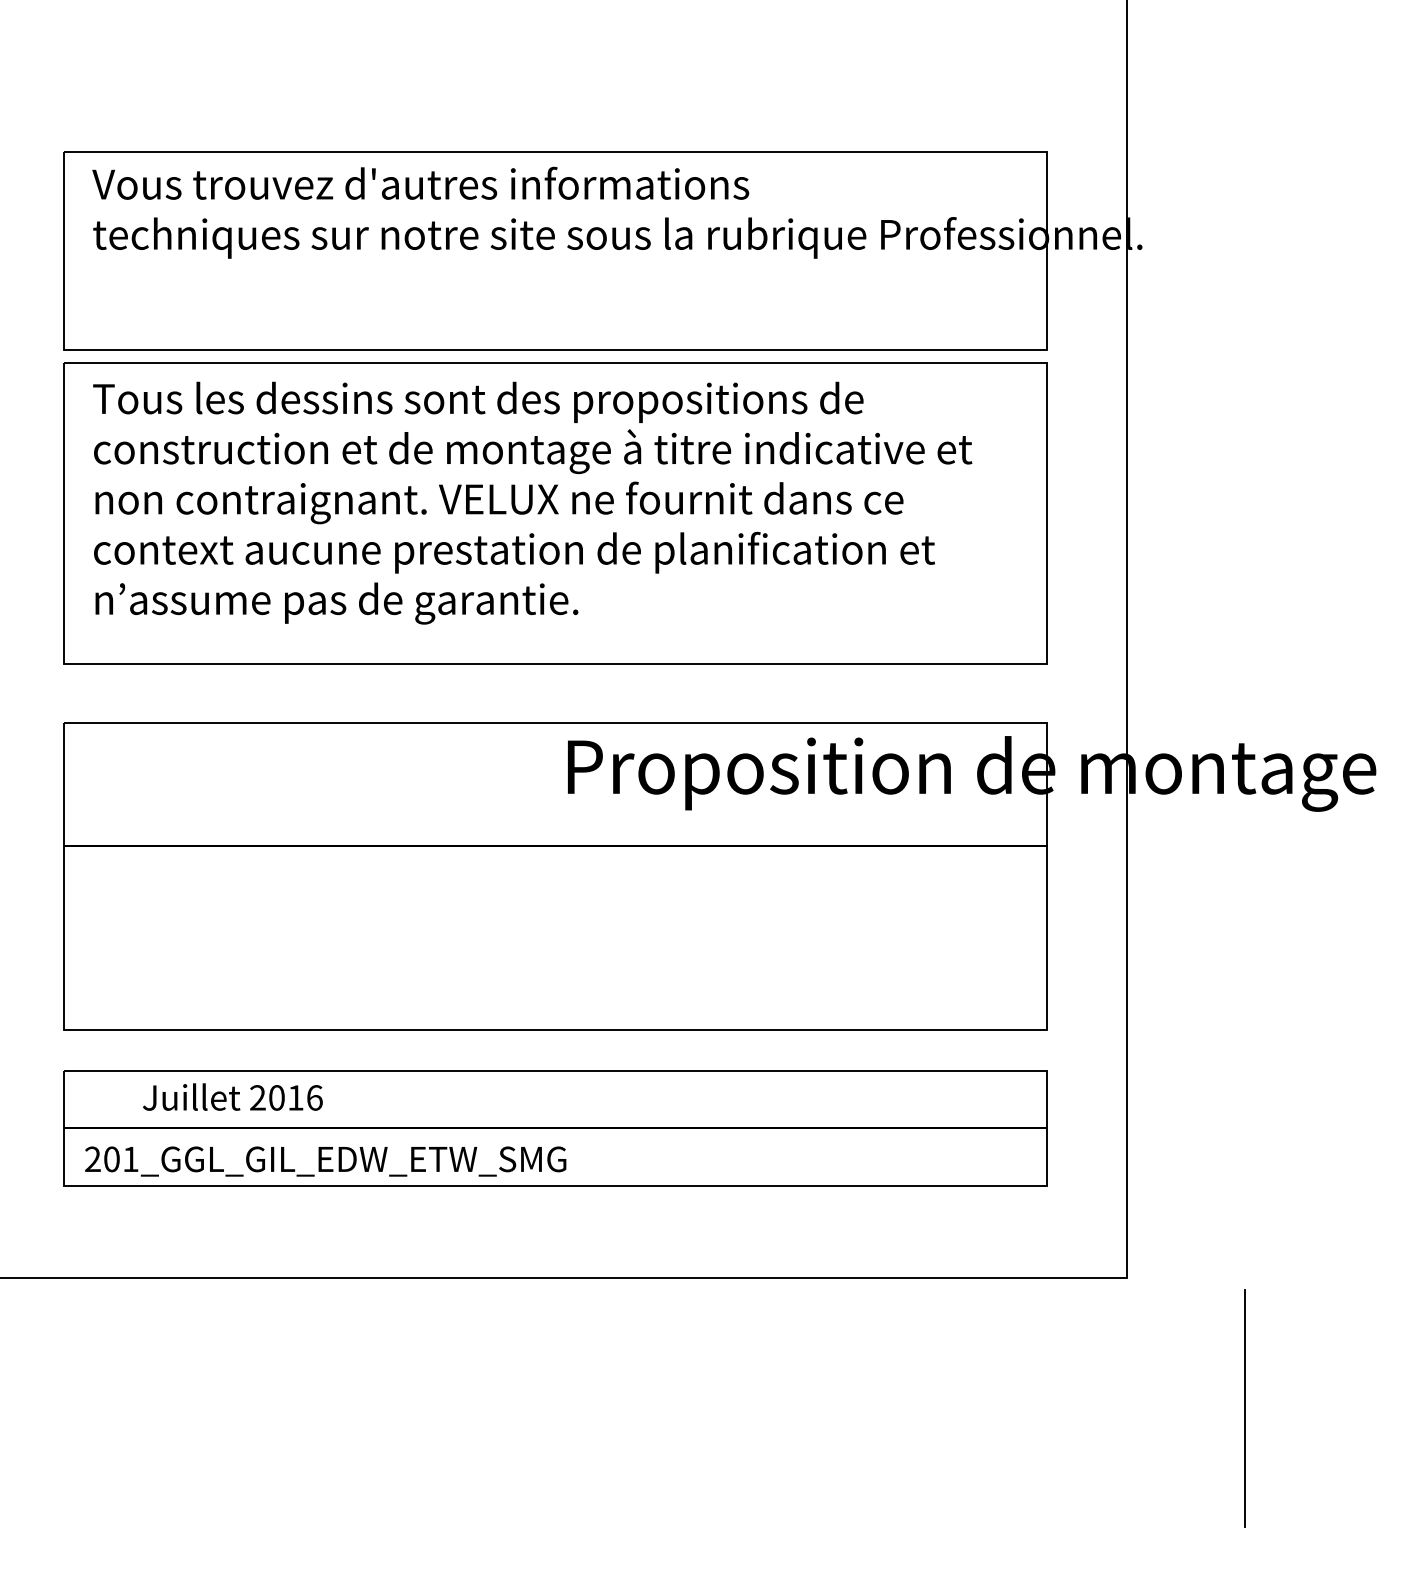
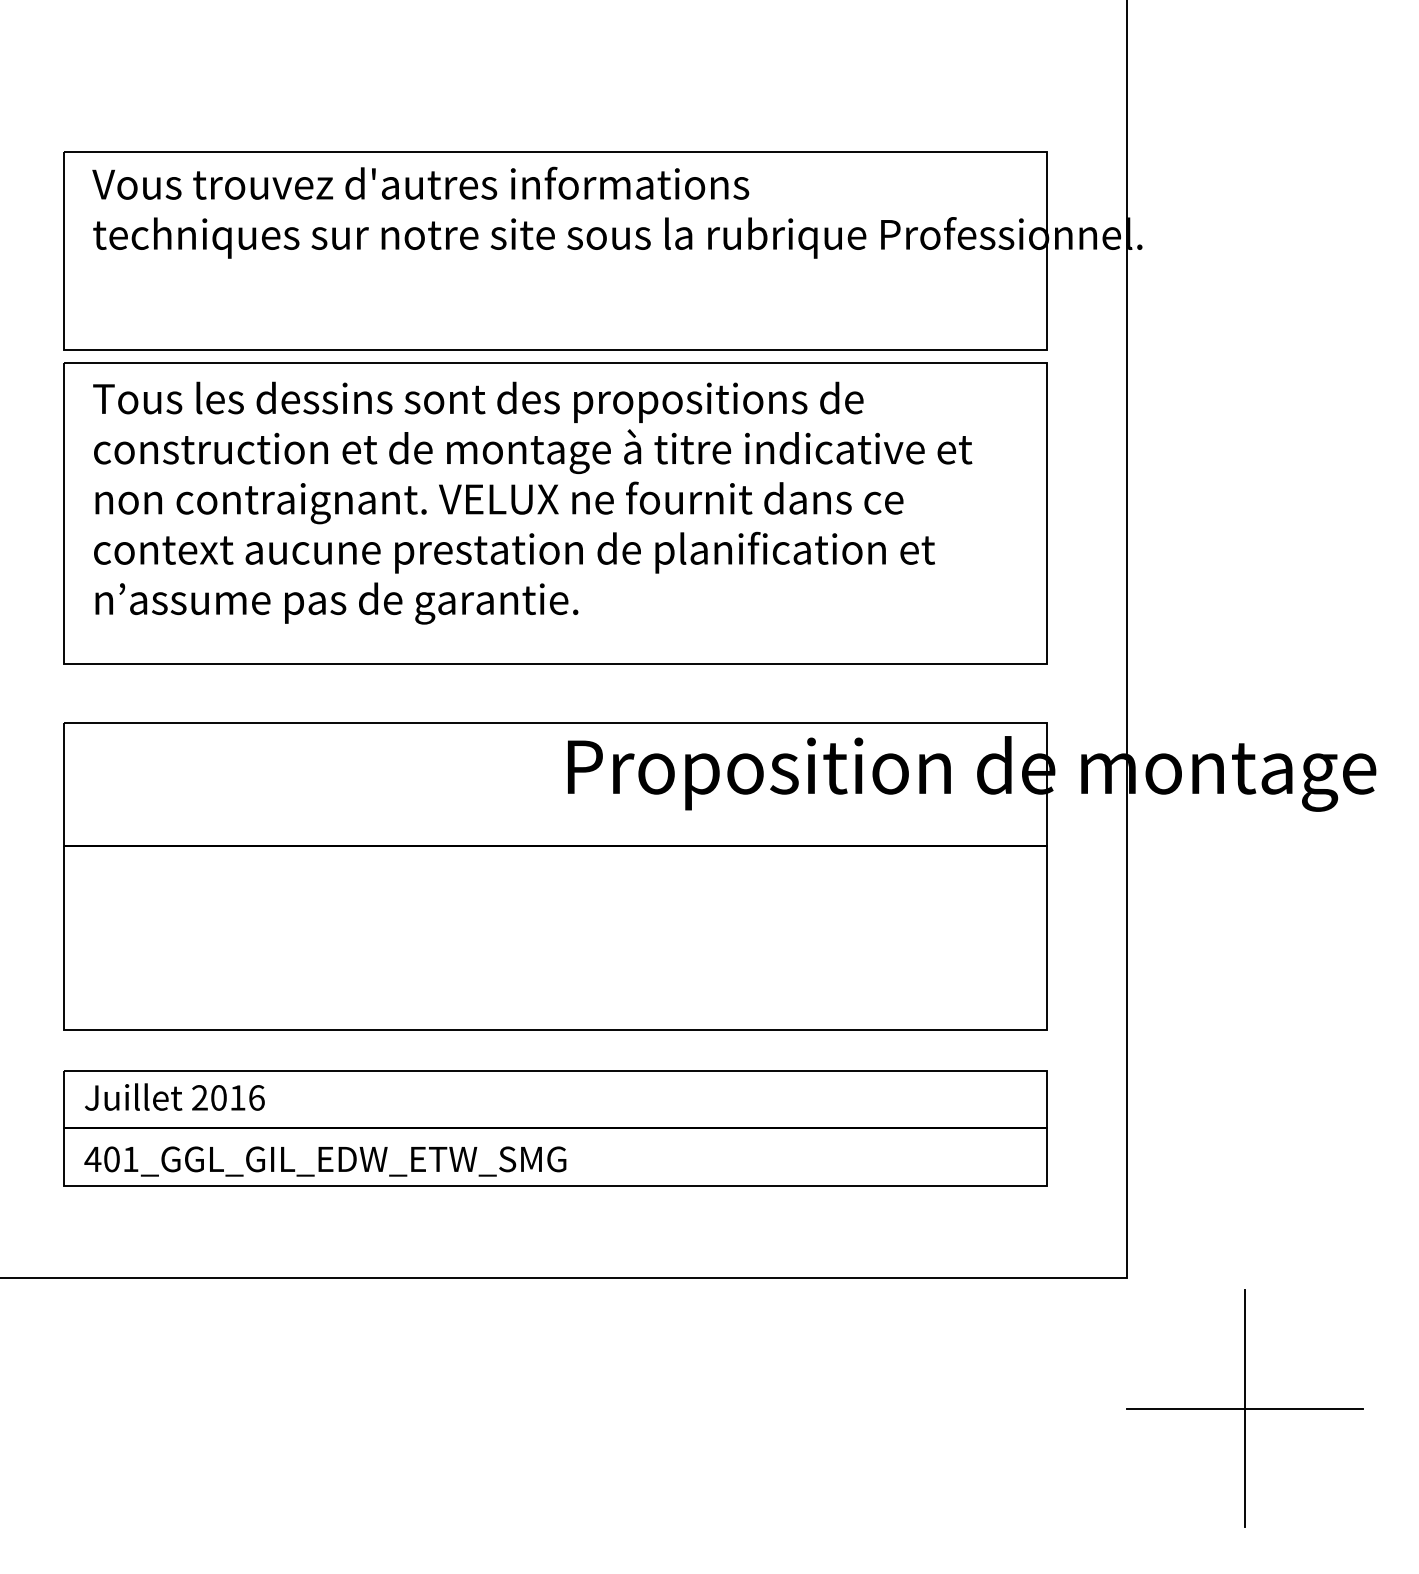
text position: (232, 1096) -> (174, 1096) (174, 1096)
text: 201_GGL_GIL_EDW_ETW_SMG -> 401_GGL_GIL_EDW_ETW_SMG (92, 1158)
line: none -> present (1245, 1408)
